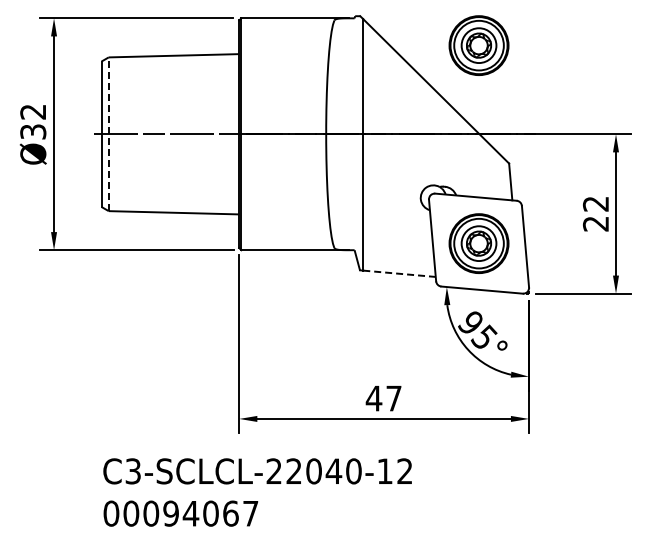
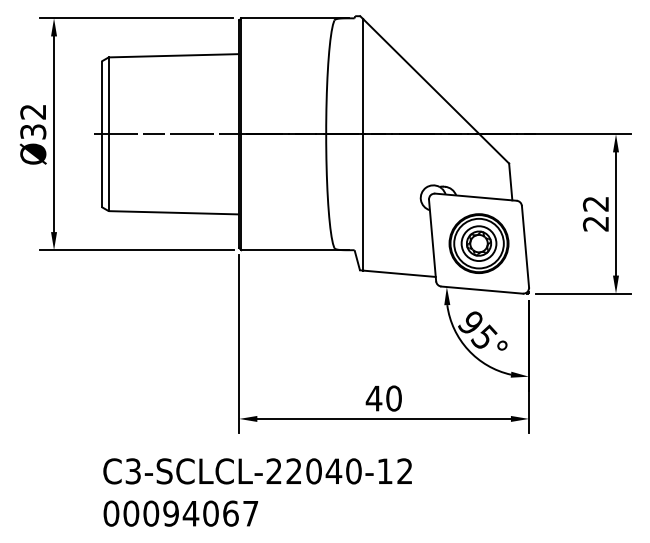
part: present -> none (478, 45)
line: dashed -> solid (108, 134)
line: dashed -> solid (400, 273)
text: 47 -> 40 (393, 398)
